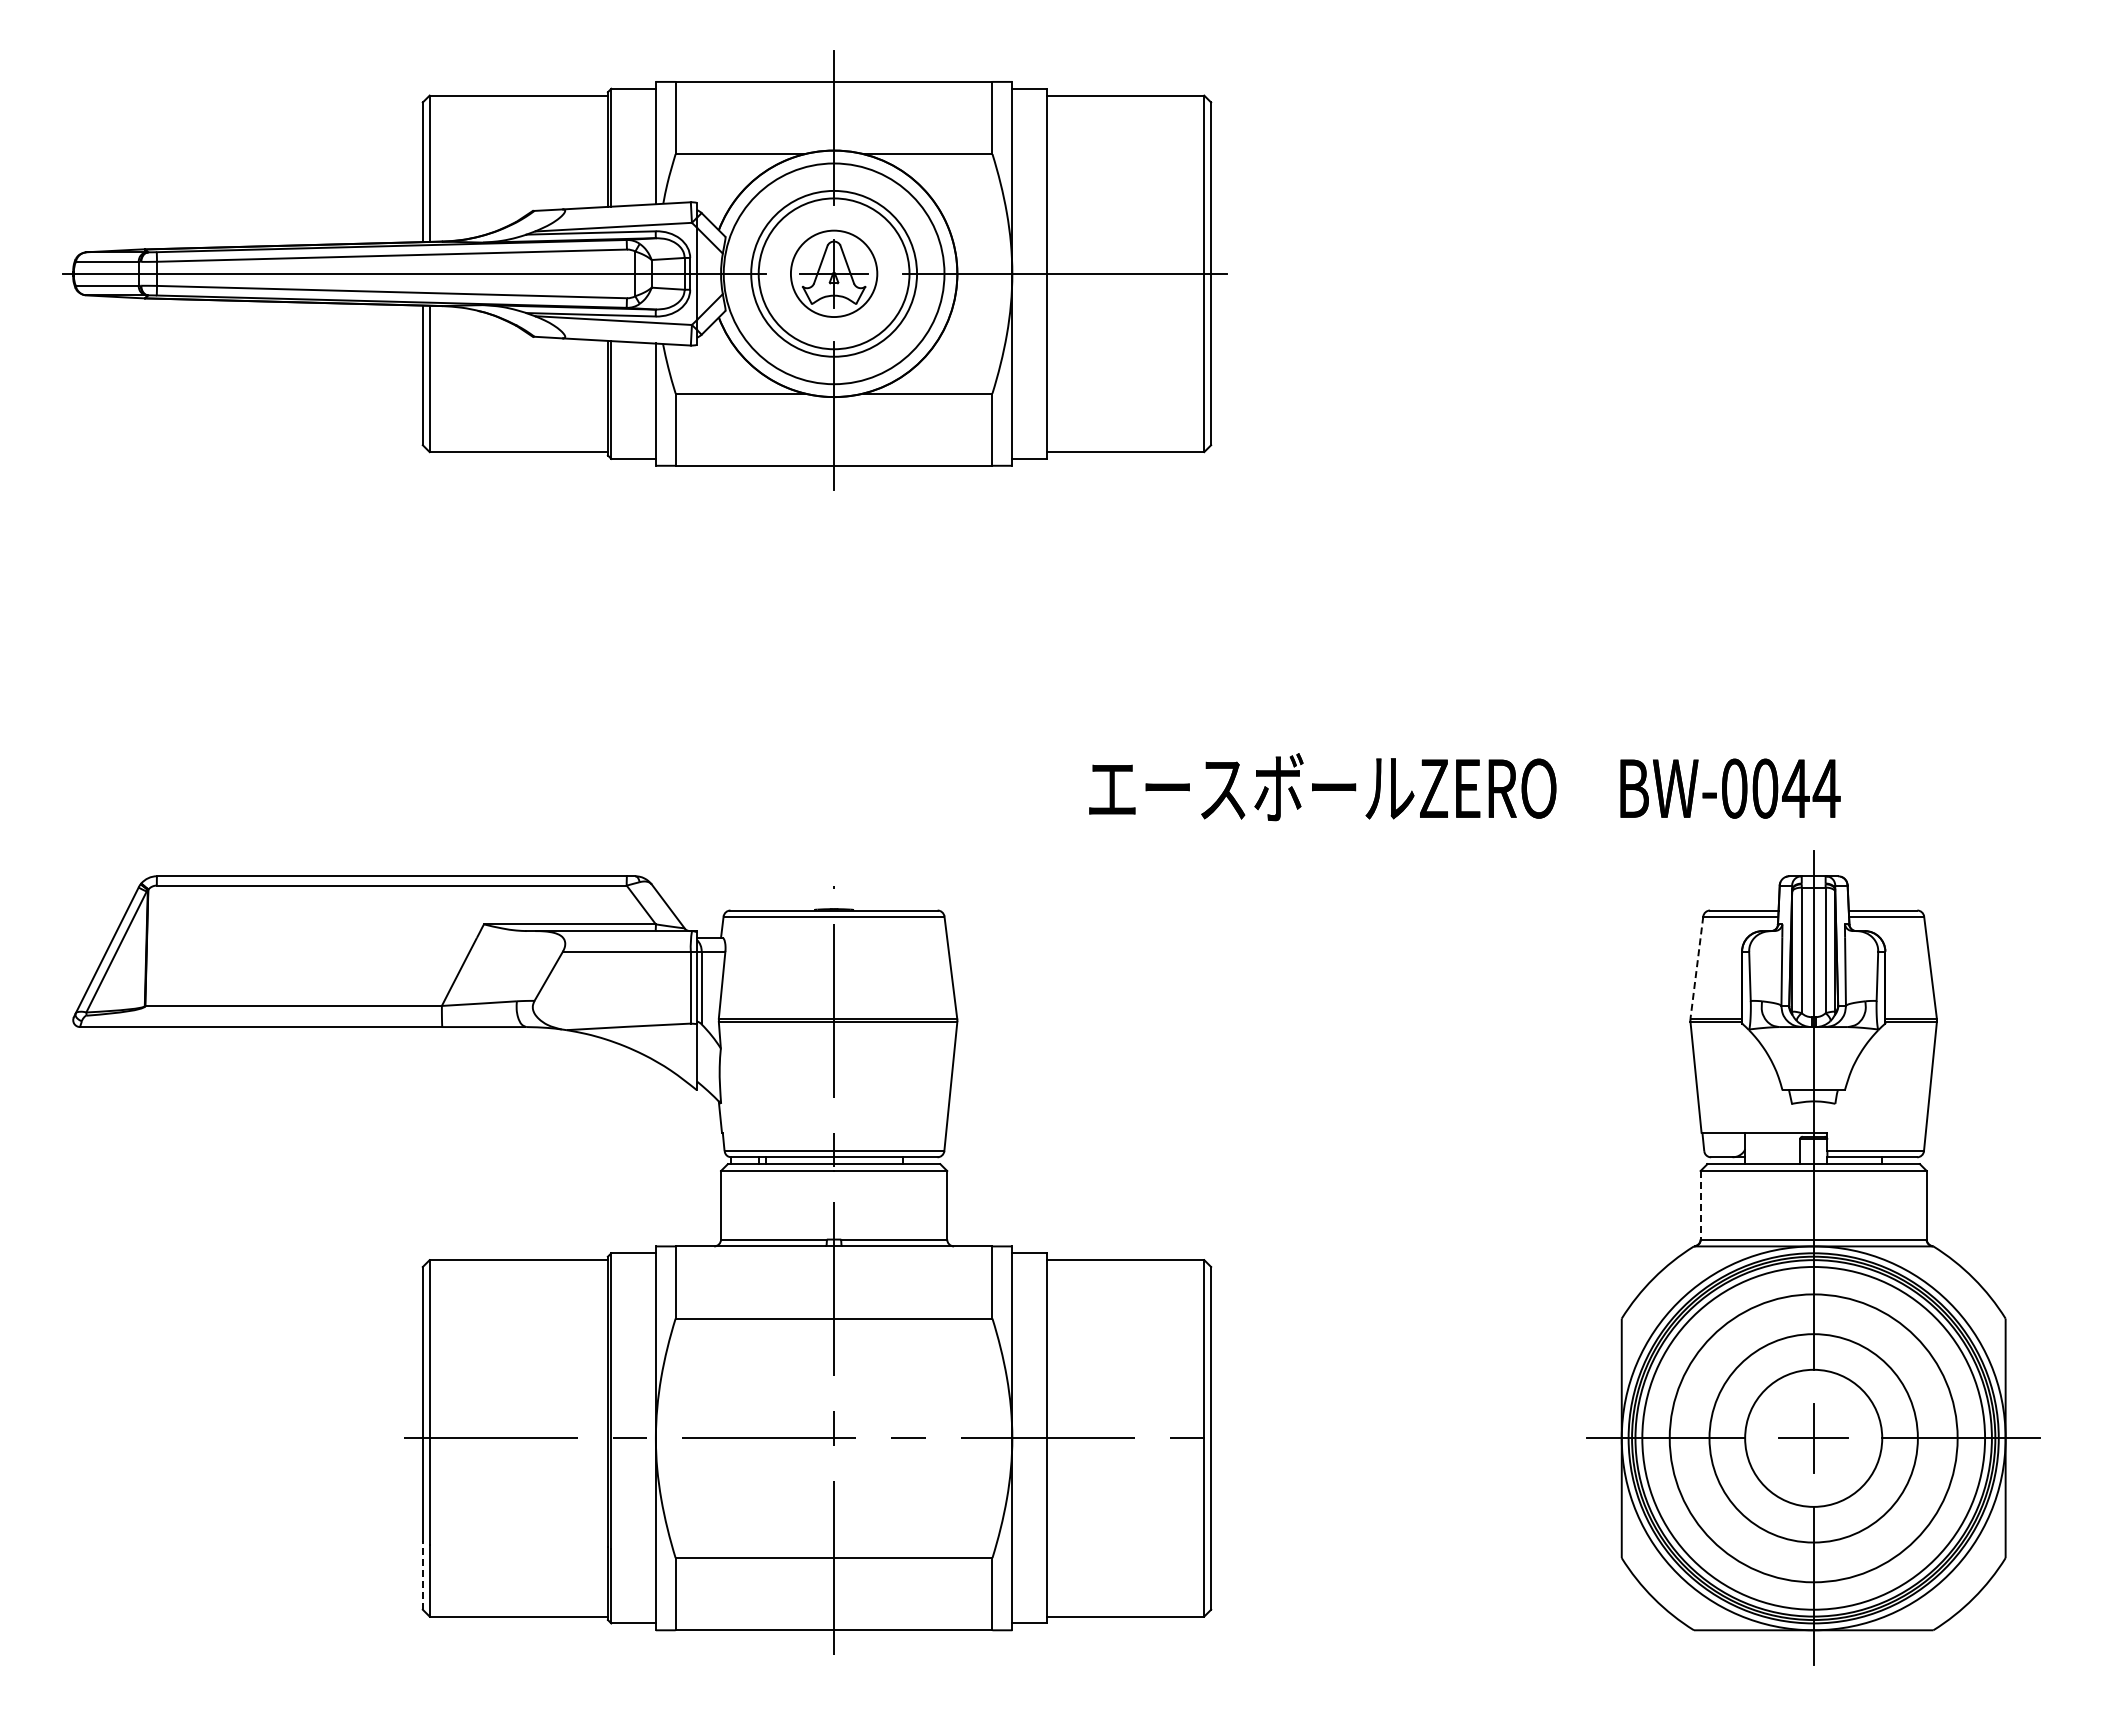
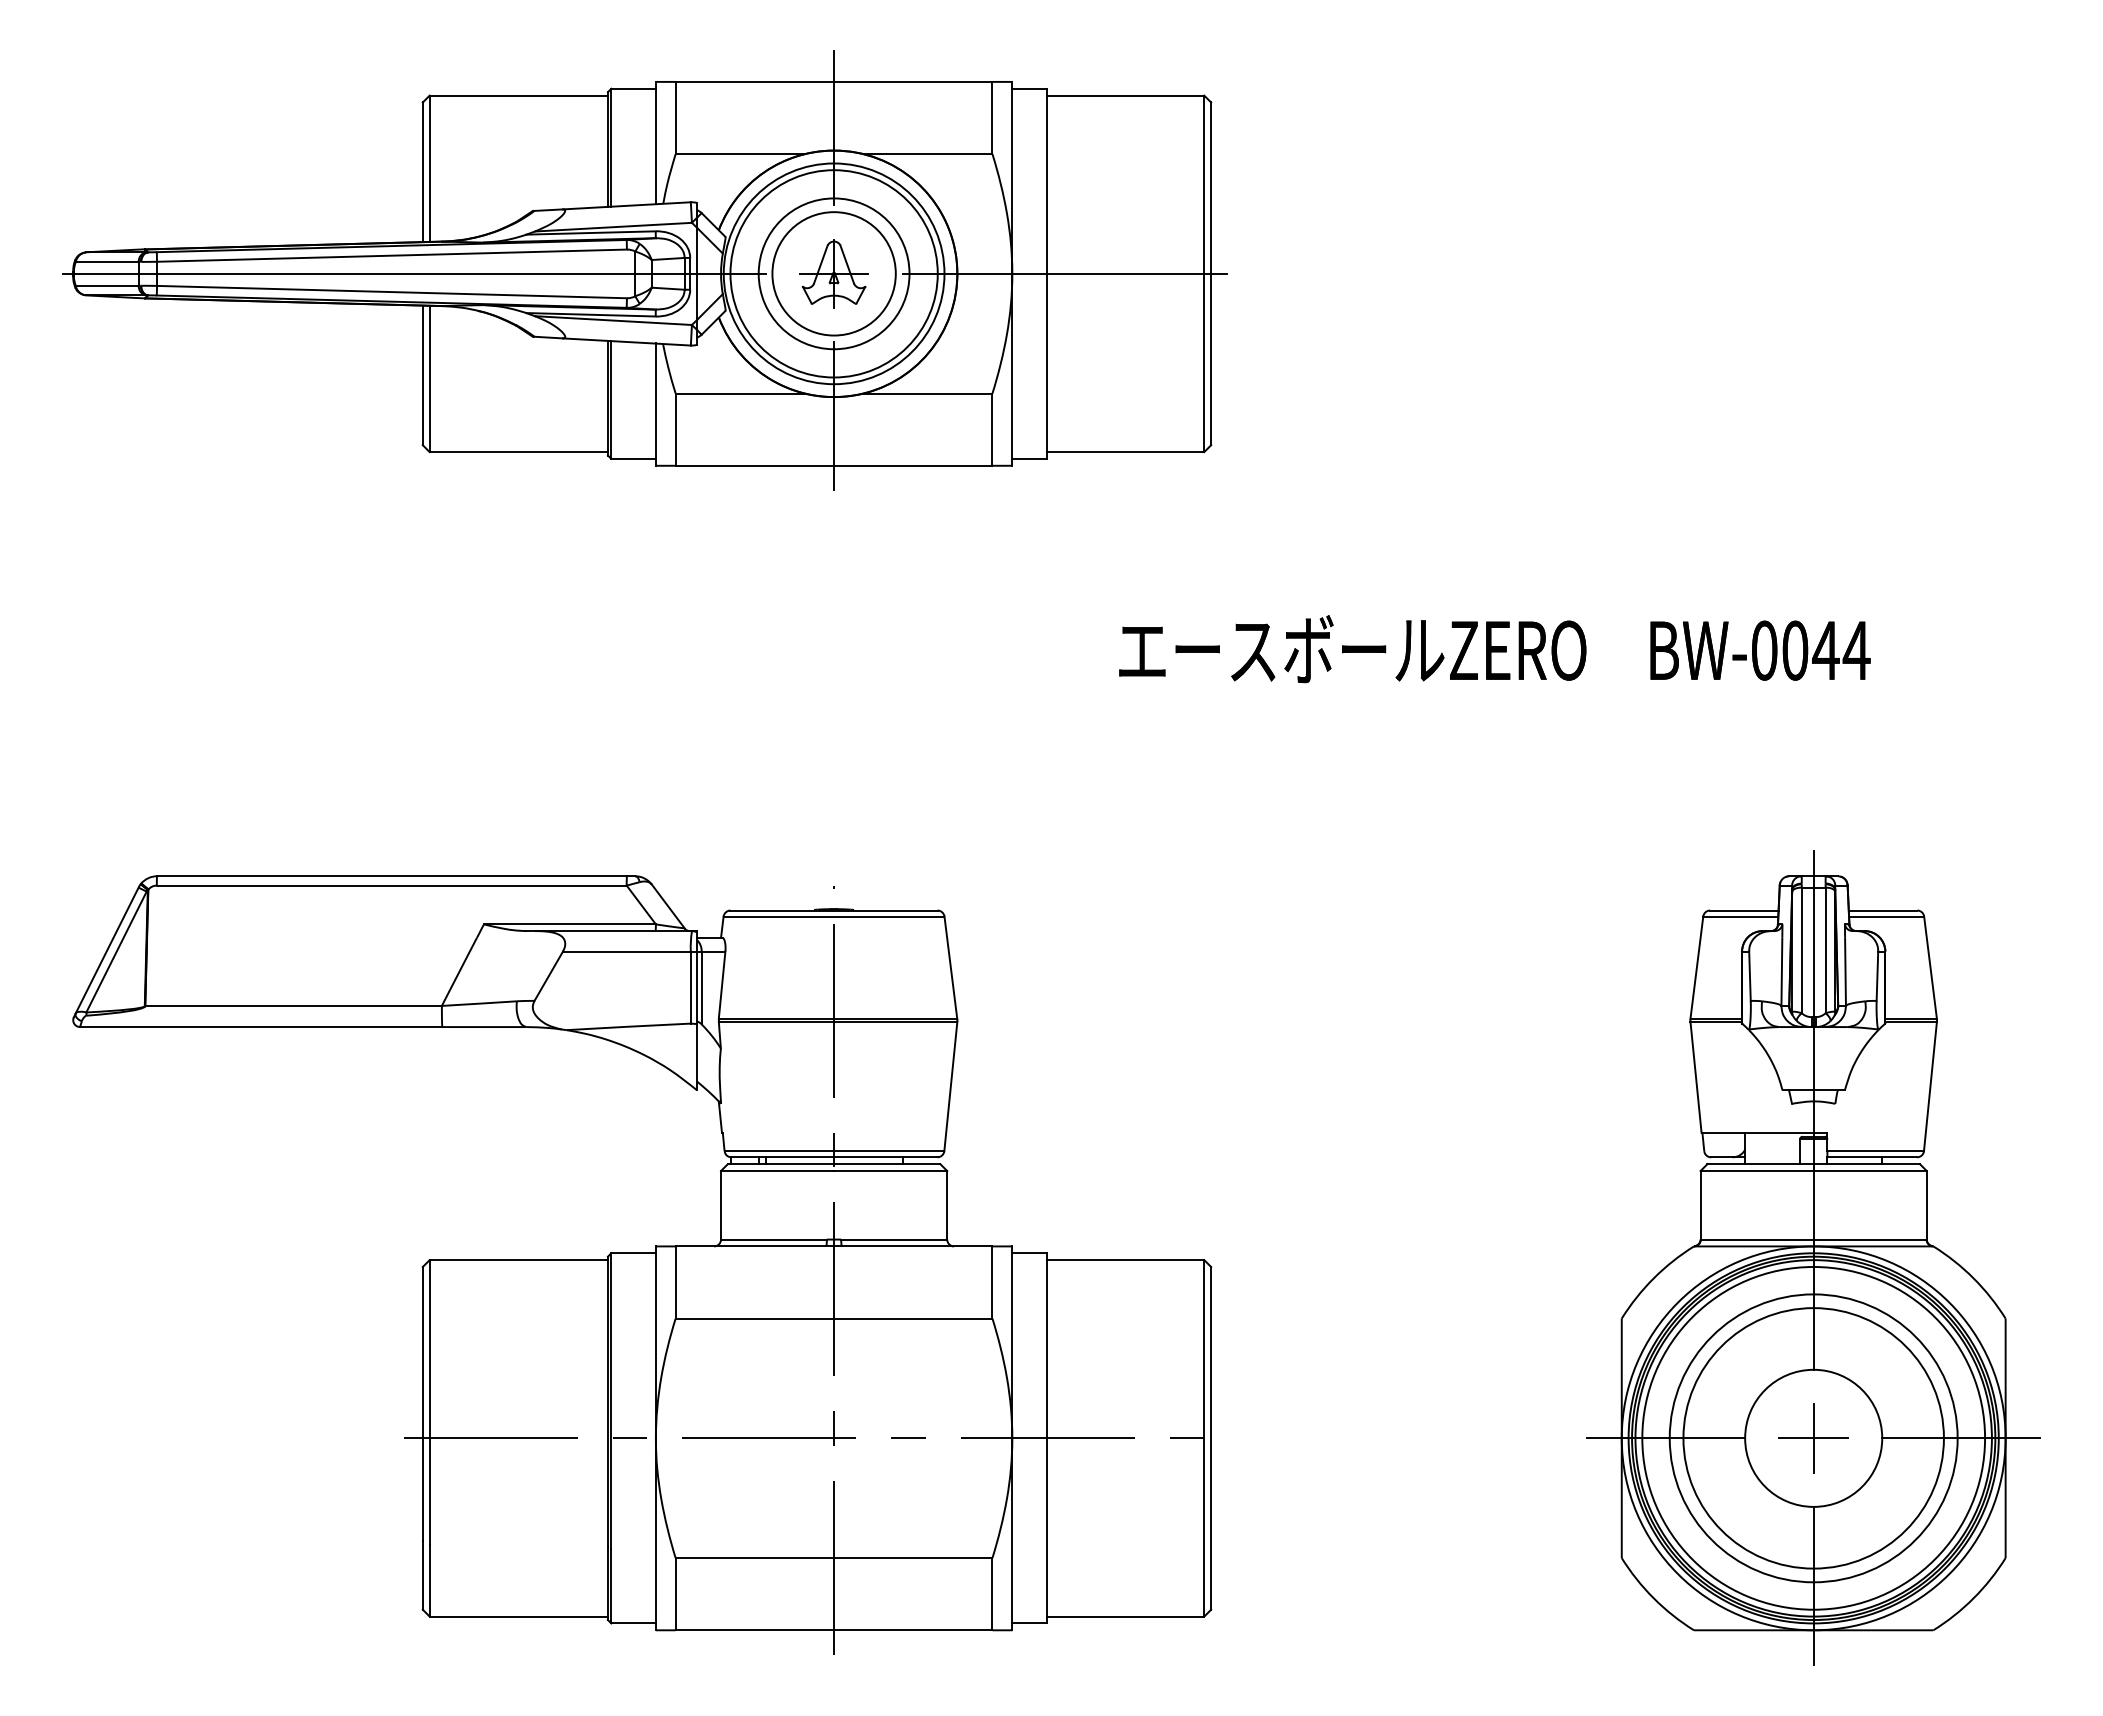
circle diameter: 86 px -> 123 px (833, 273)
circle diameter: 166 px -> 207 px (833, 273)
text position: (1464, 787) -> (1494, 649) (1494, 649)
line: dashed -> solid (1696, 968)
line: dashed -> solid (1700, 1205)
circle diameter: 208 px -> 260 px (1813, 1438)
line: dashed -> solid (422, 1575)
